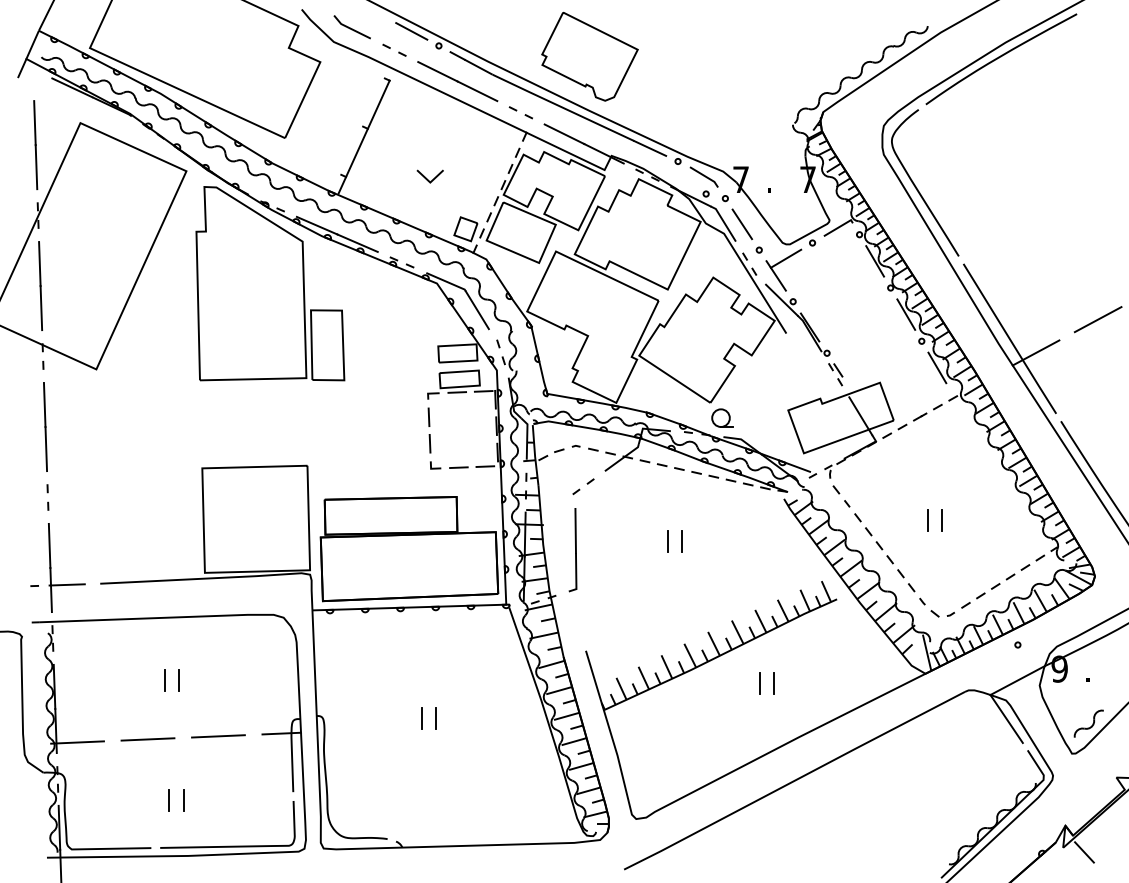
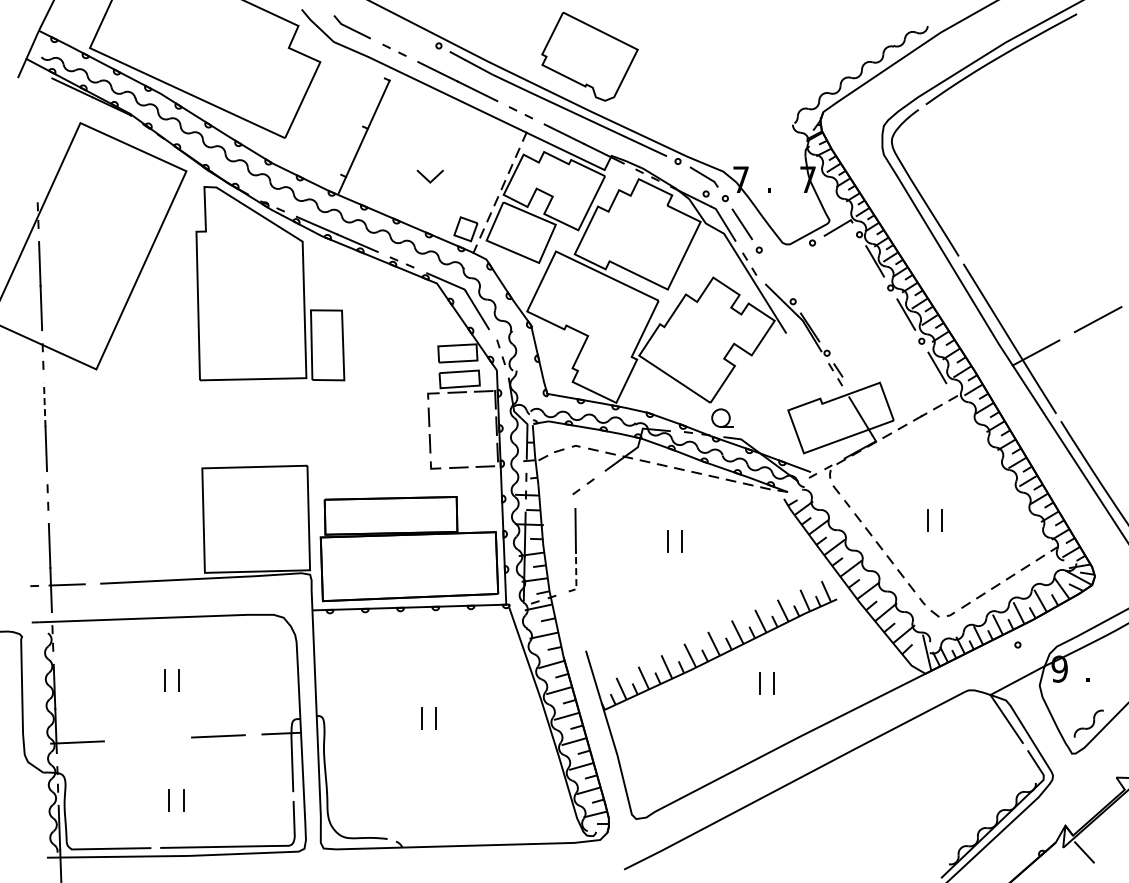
line: present -> none (411, 31)
line: present -> none (35, 144)
part: present -> none (780, 263)
line: solid -> dashed (44, 404)
line: solid -> dashed (576, 575)
line: present -> none (147, 739)
